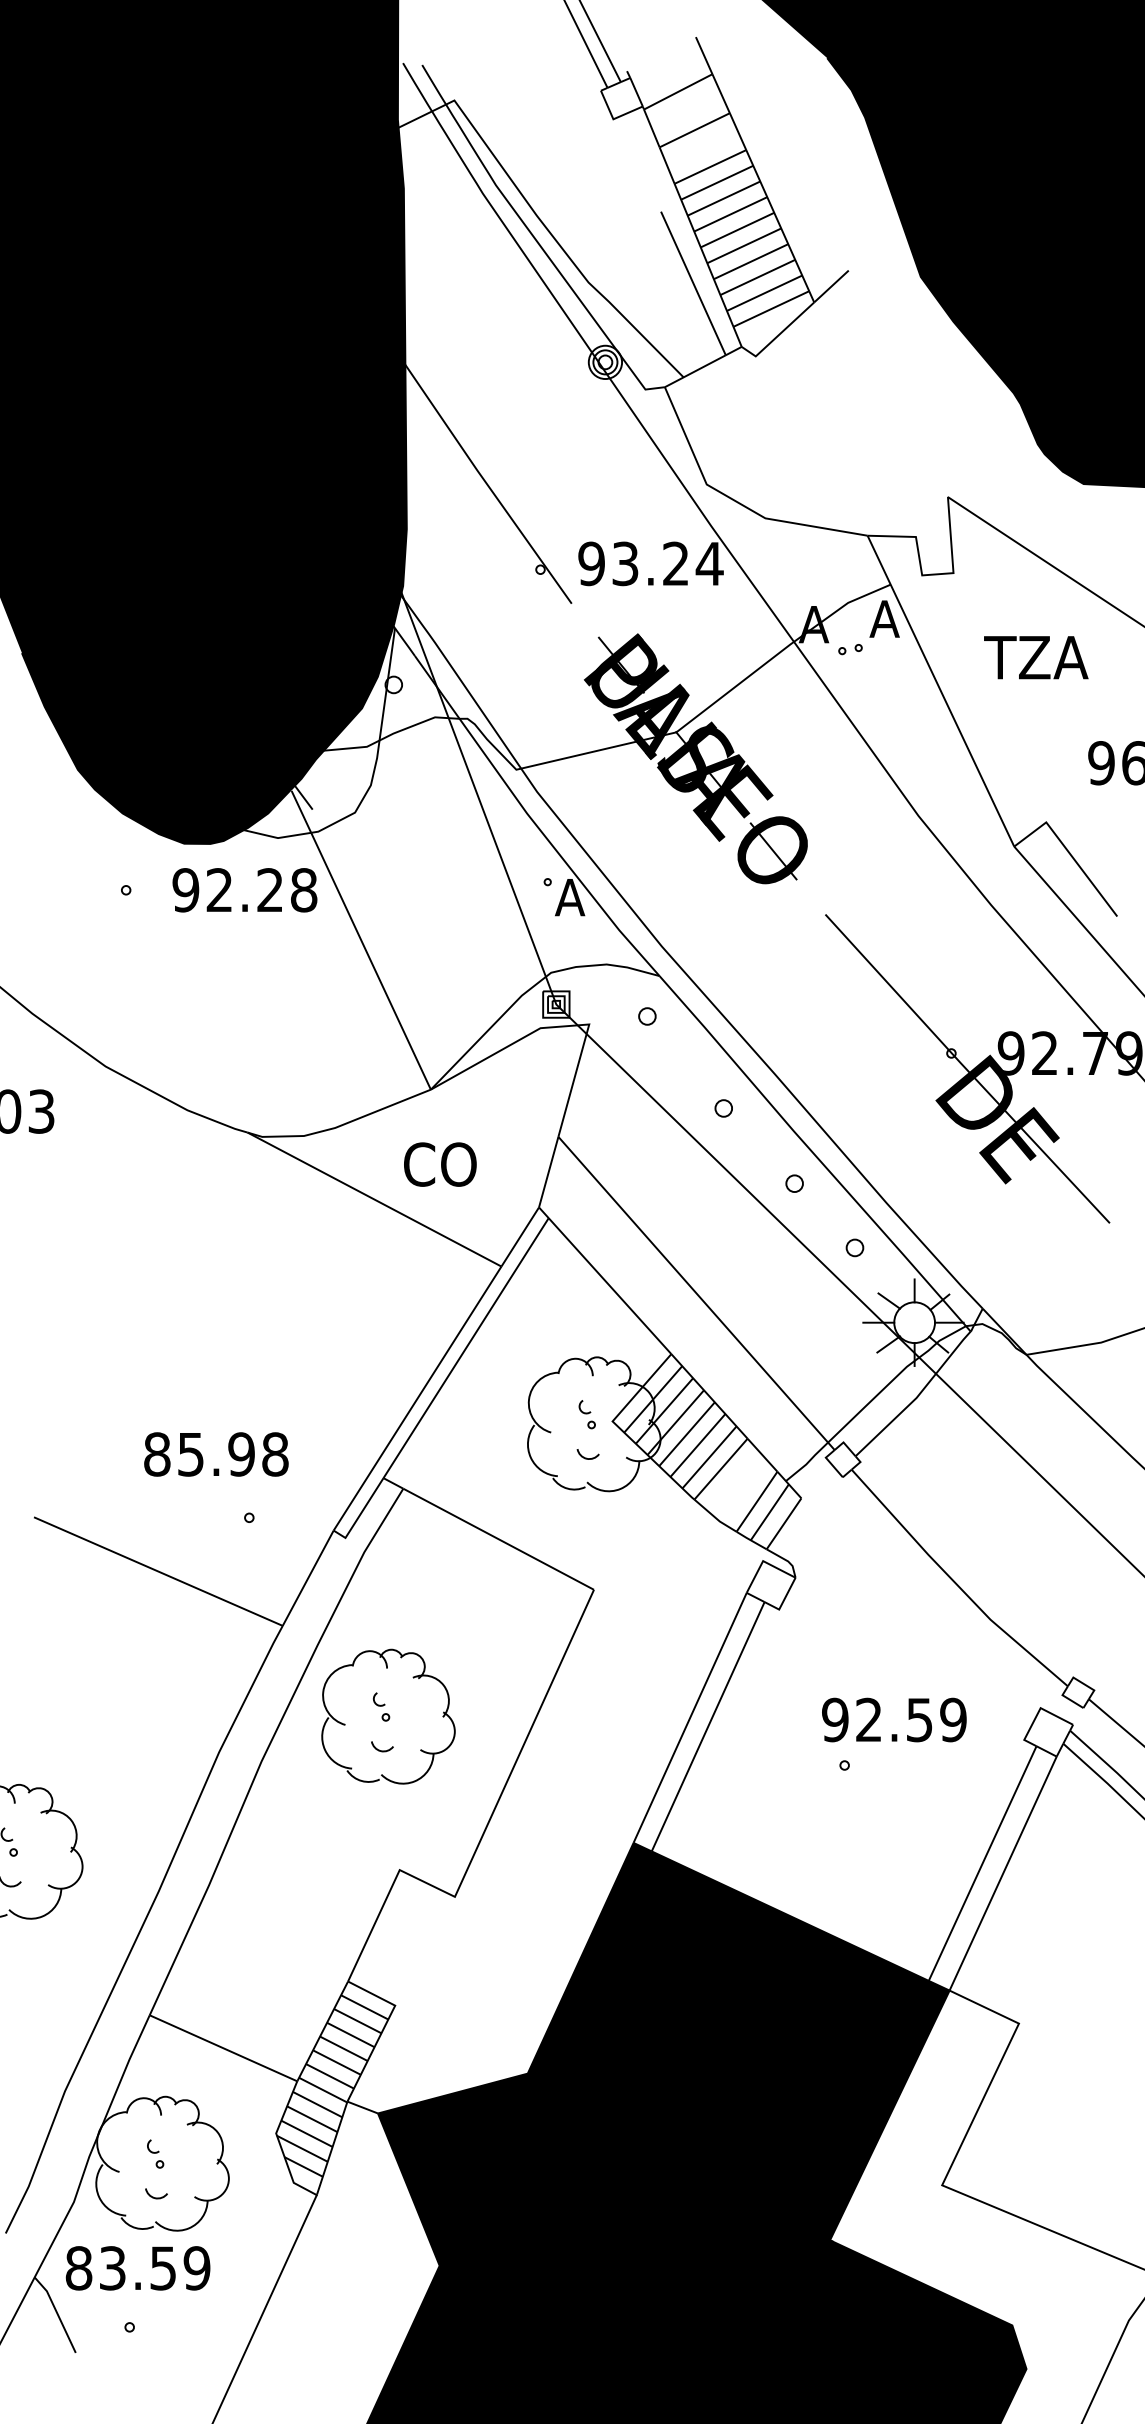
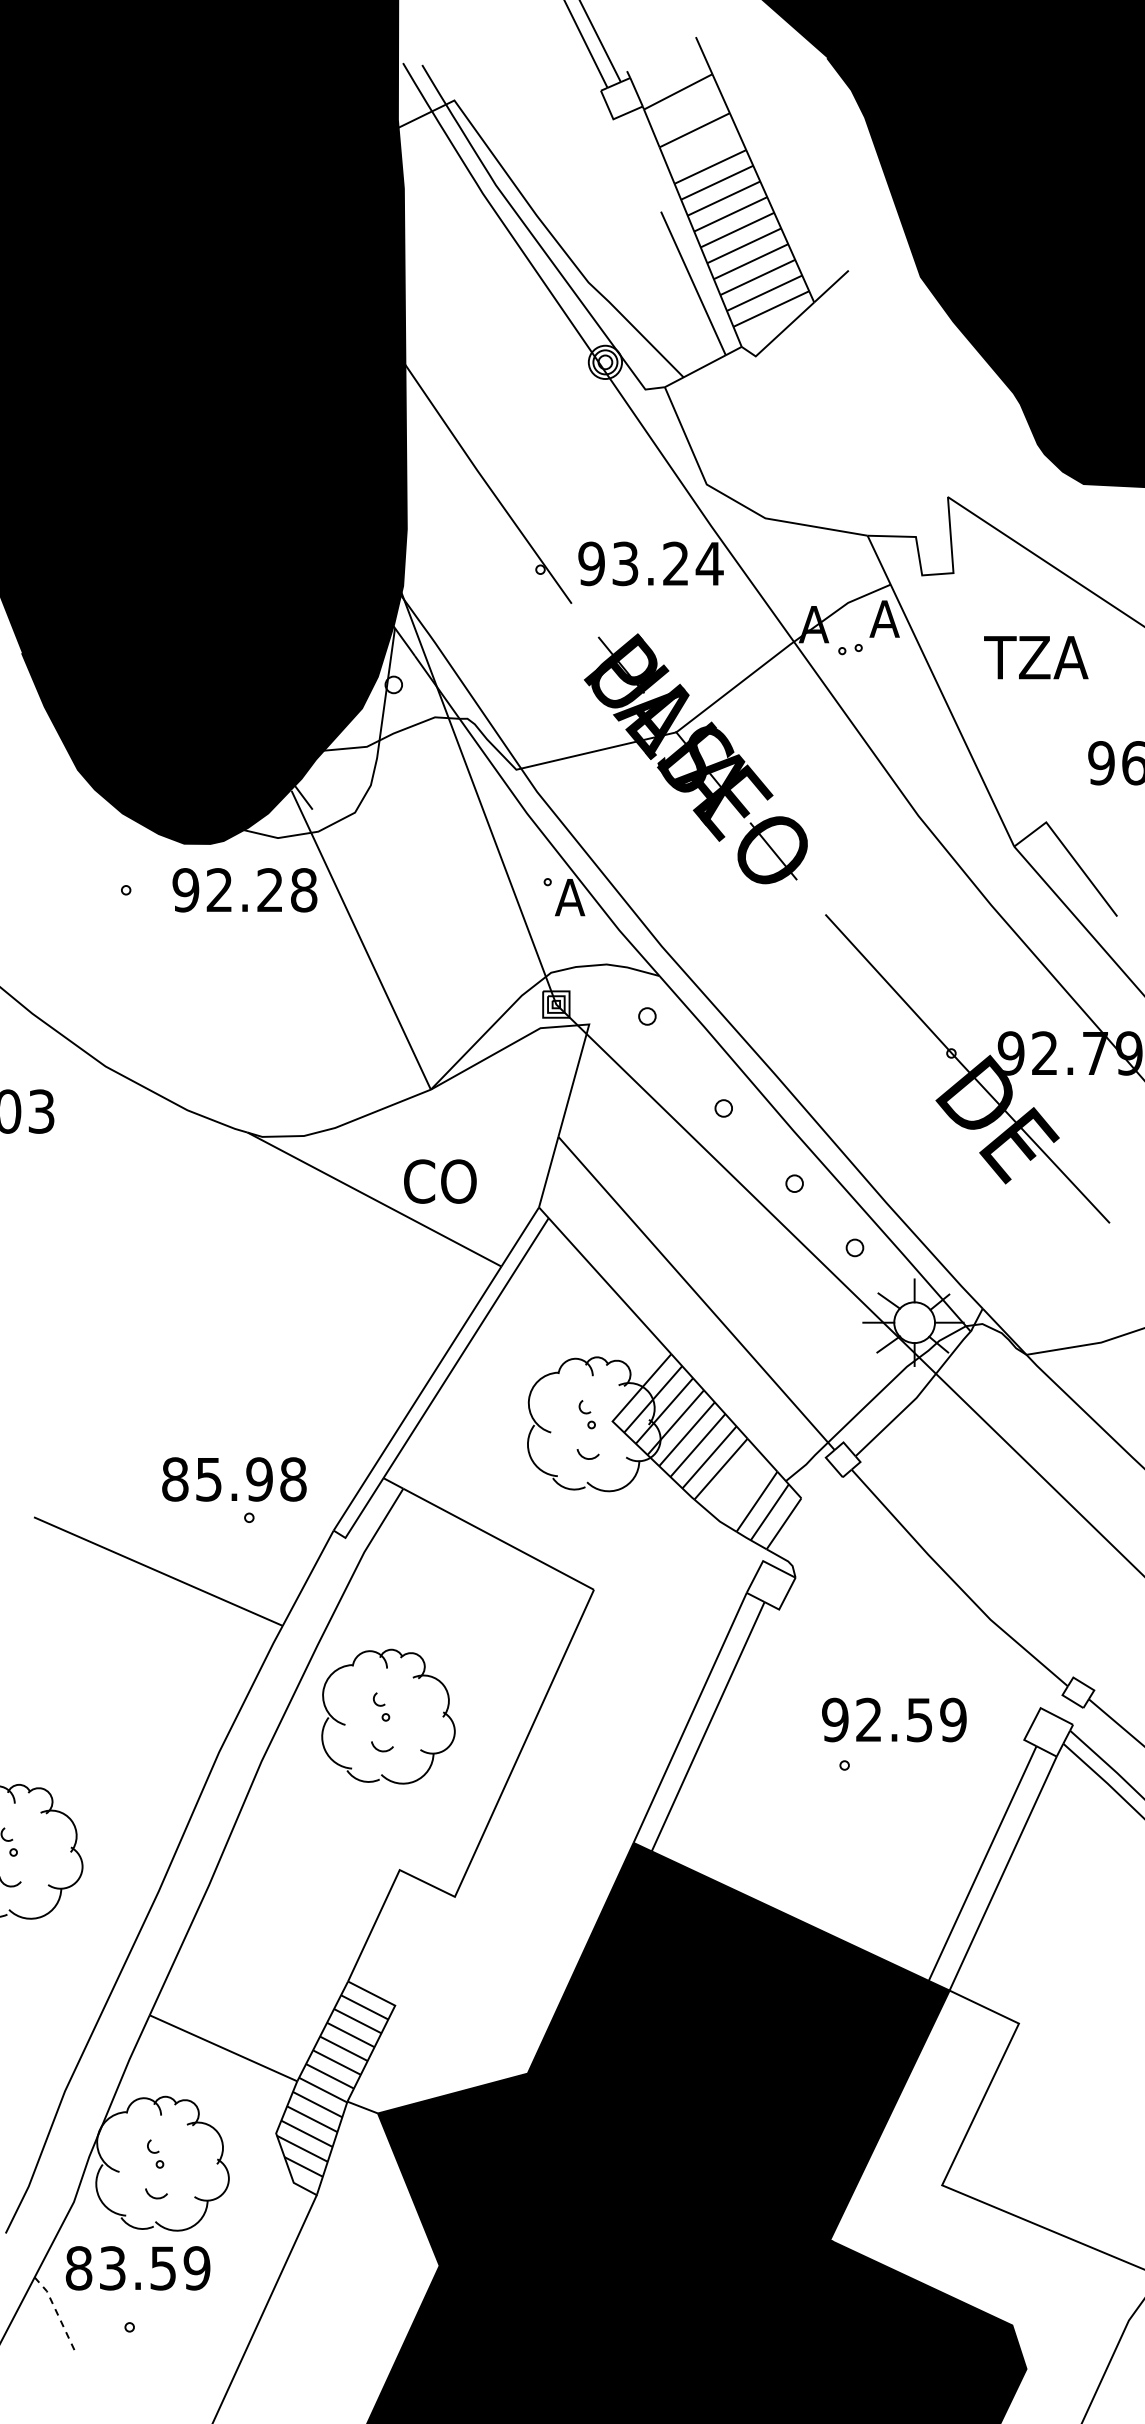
text position: (440, 1164) -> (440, 1181) (440, 1181)
text position: (216, 1454) -> (234, 1479) (234, 1479)
line: solid -> dashed (57, 2313)
